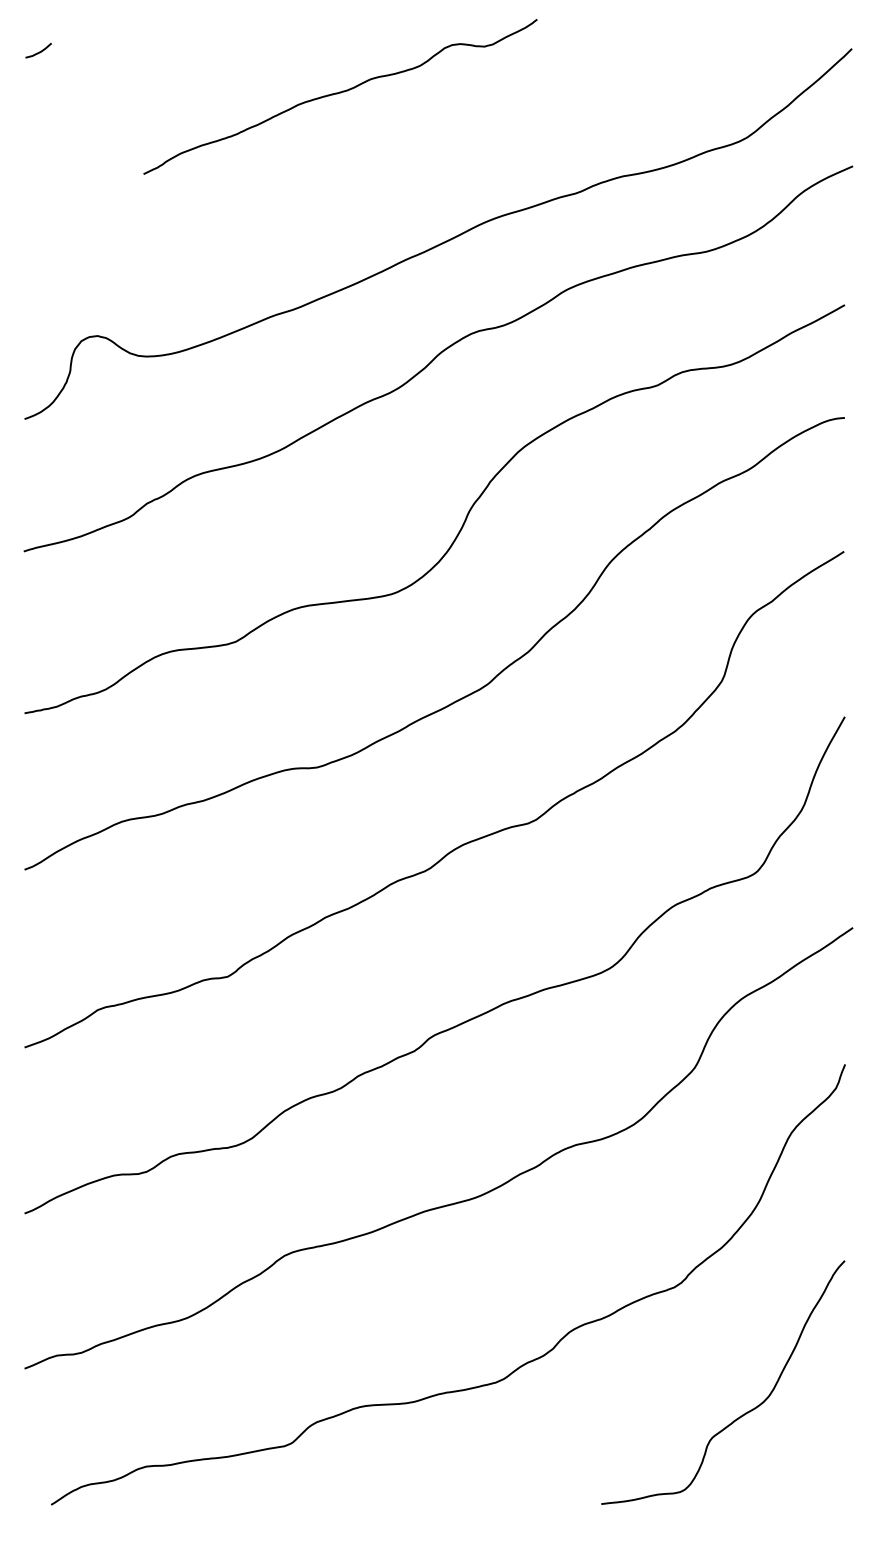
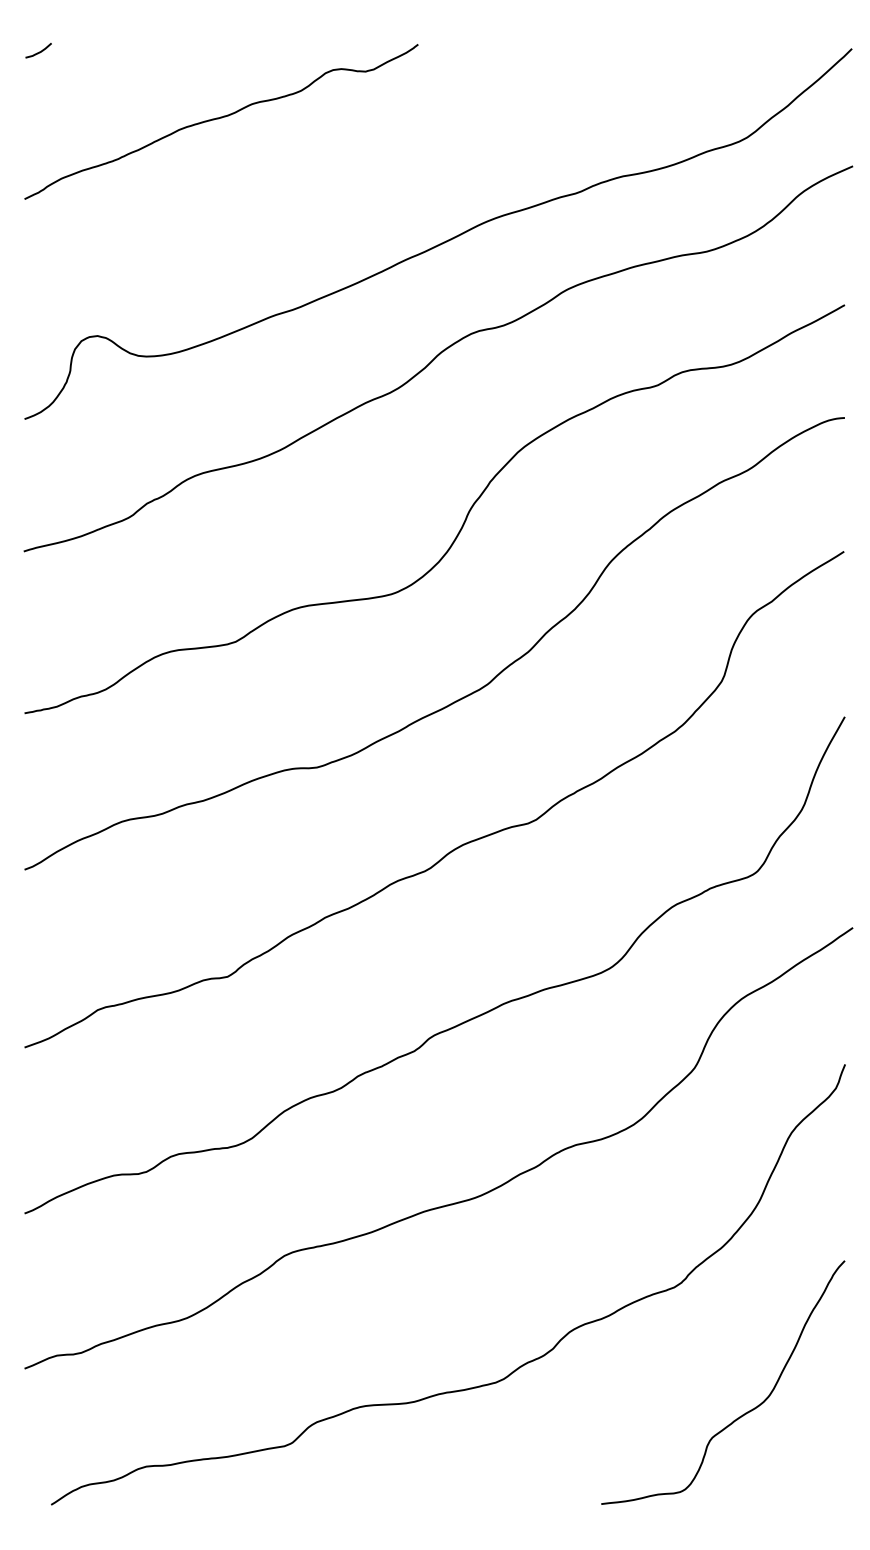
curve position: (340, 93) -> (221, 118) (221, 118)
